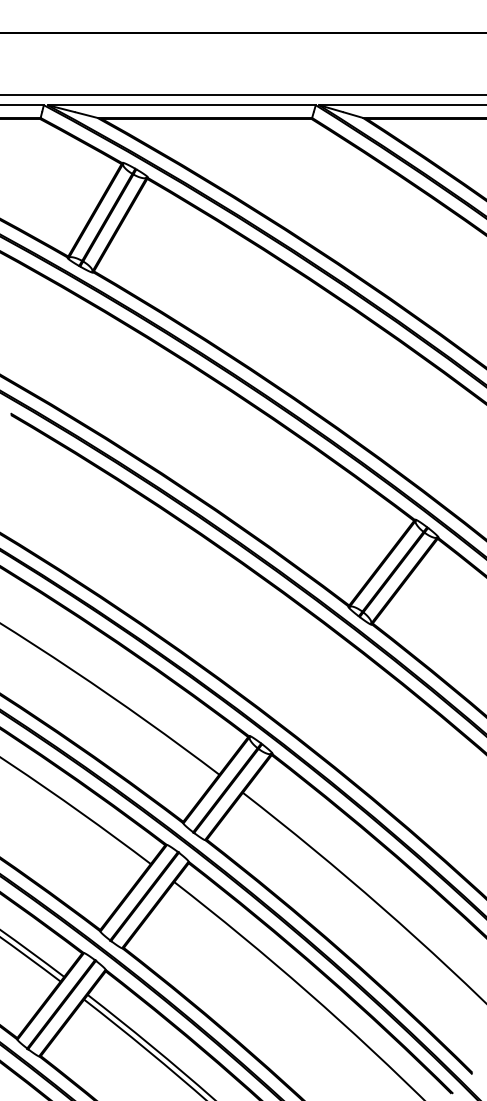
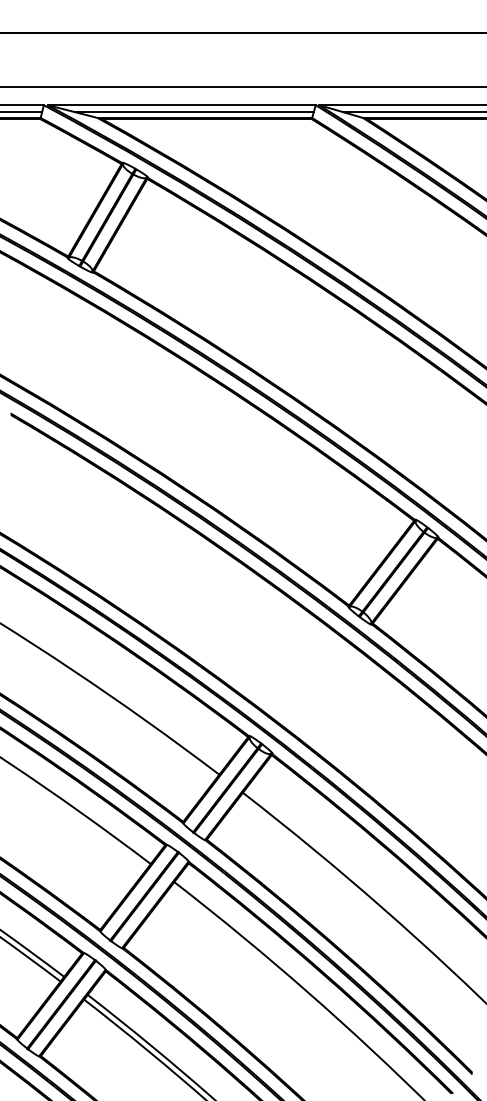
line position: (242, 94) -> (242, 86) (242, 86)
line: none -> present (22, 112)
line: none -> present (194, 112)
line: none -> present (413, 112)
